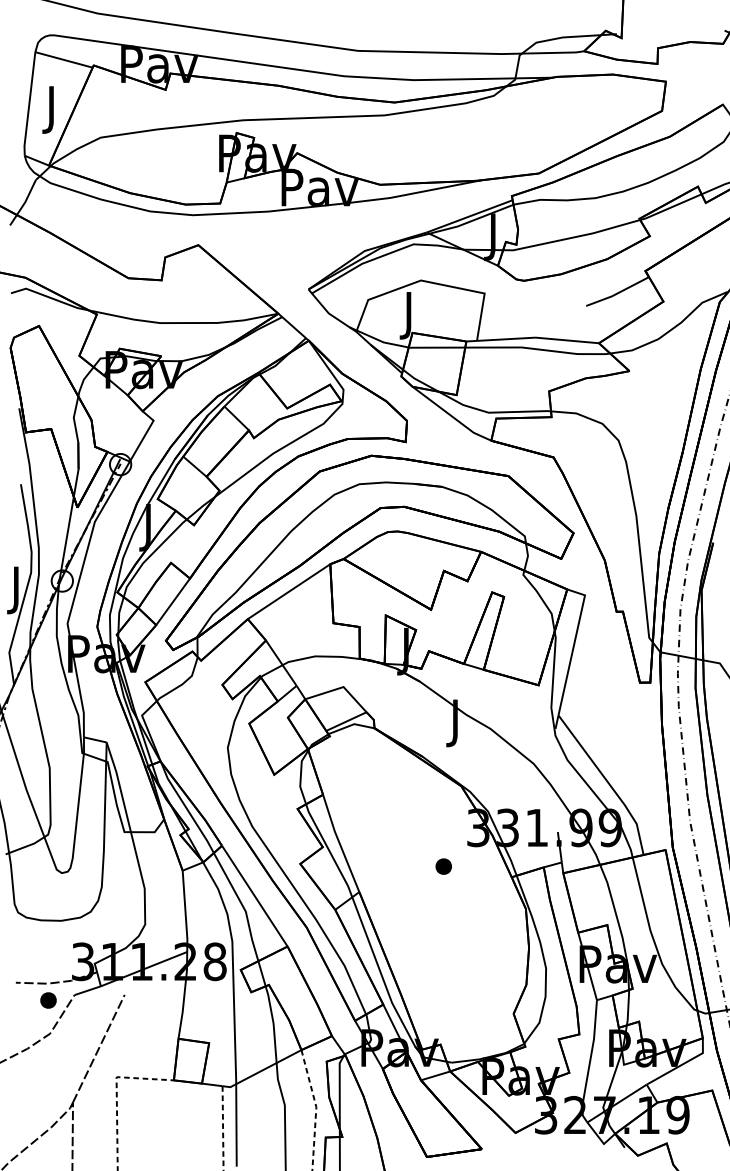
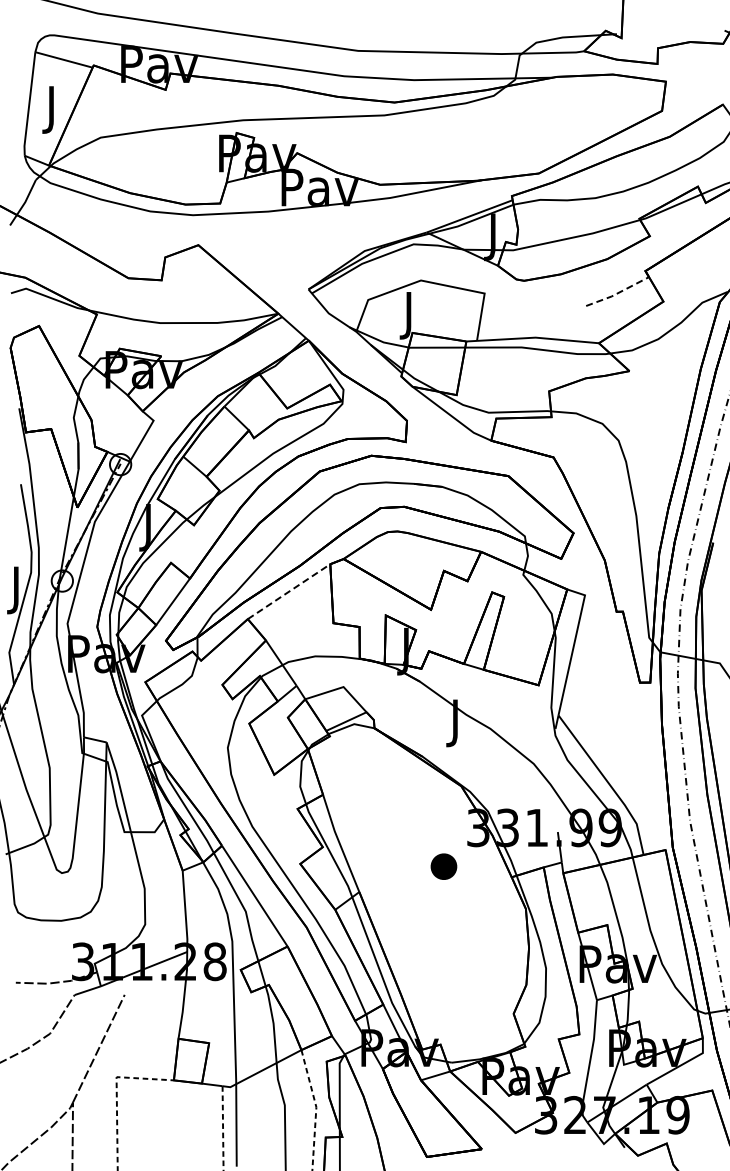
line: solid -> dashed (618, 293)
line: solid -> dashed (289, 591)
part size: 17x17 px -> 28x27 px (443, 866)
part: present -> none (48, 1000)
